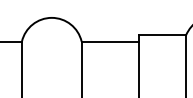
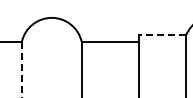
line: solid -> dashed (162, 35)
line: solid -> dashed (21, 69)
